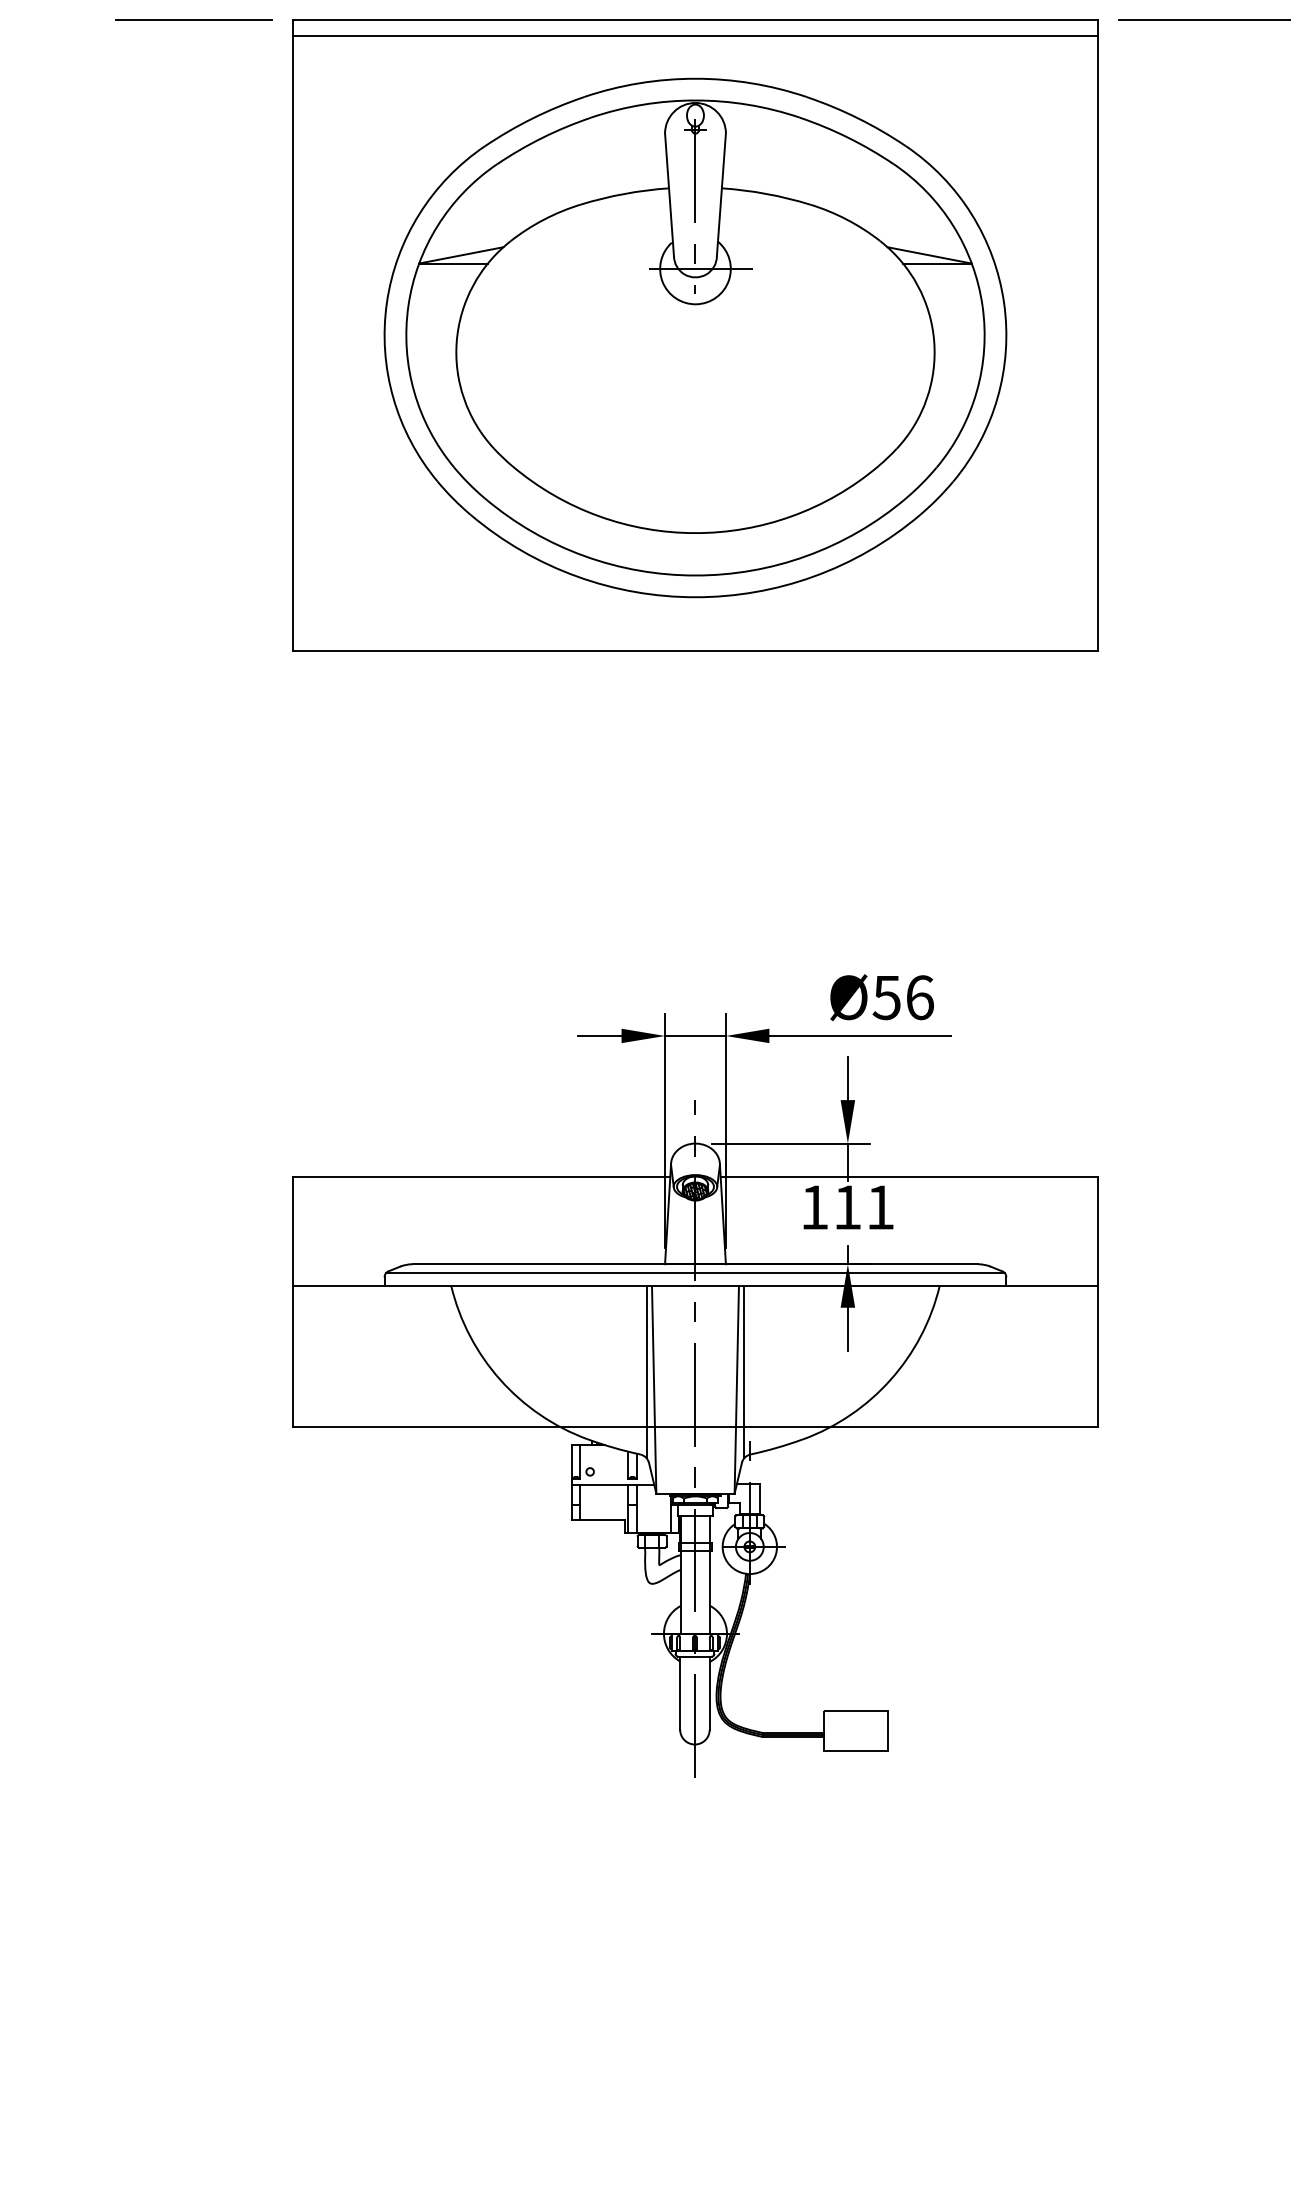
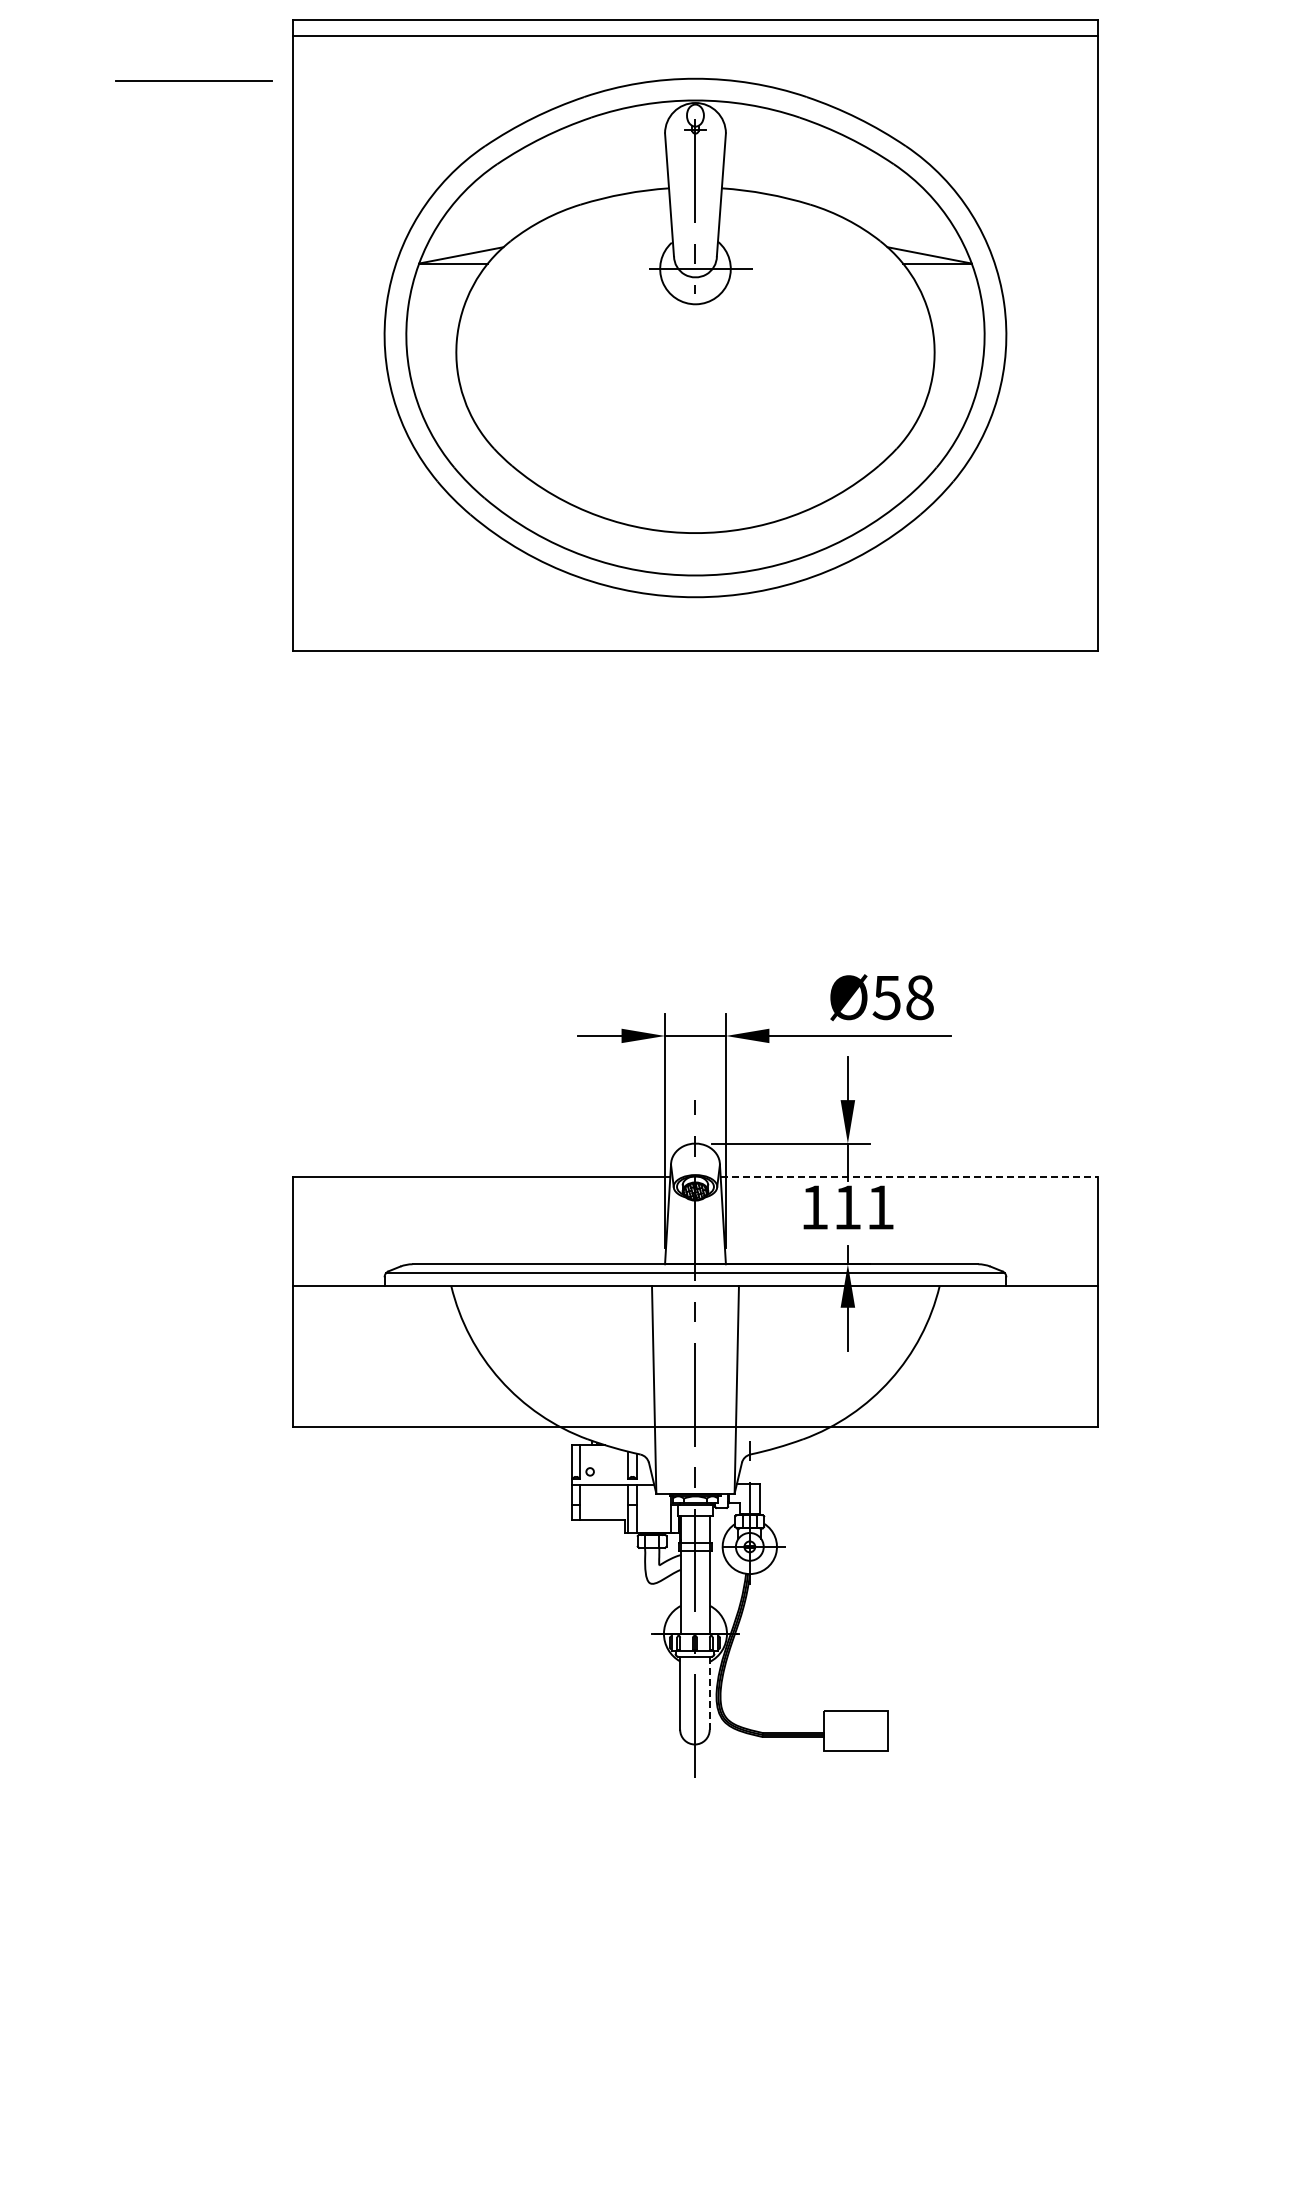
line position: (193, 19) -> (193, 80) (193, 80)
line: present -> none (1203, 20)
text: Ø56 -> Ø58 (919, 997)
line: solid -> dashed (909, 1177)
line: present -> none (646, 1372)
line: present -> none (744, 1372)
line: solid -> dashed (709, 1693)
